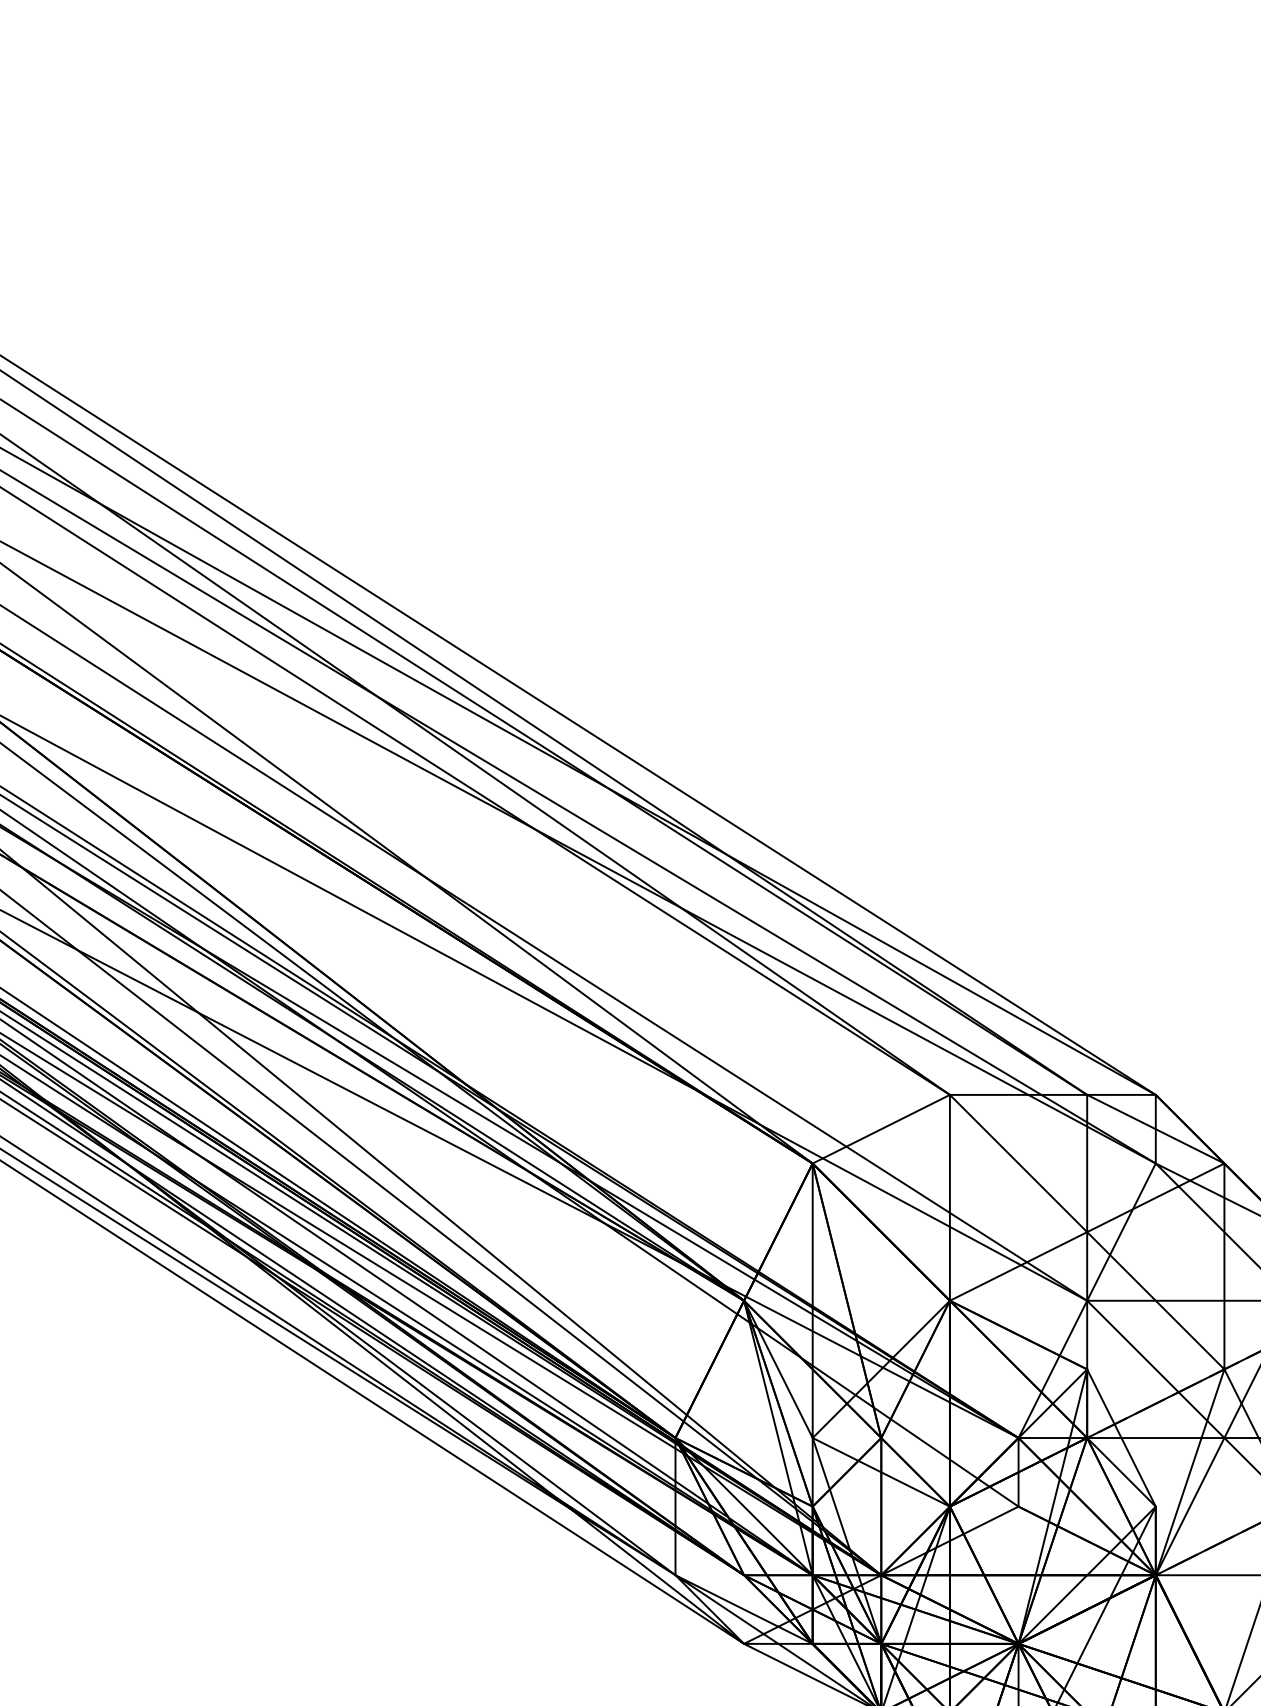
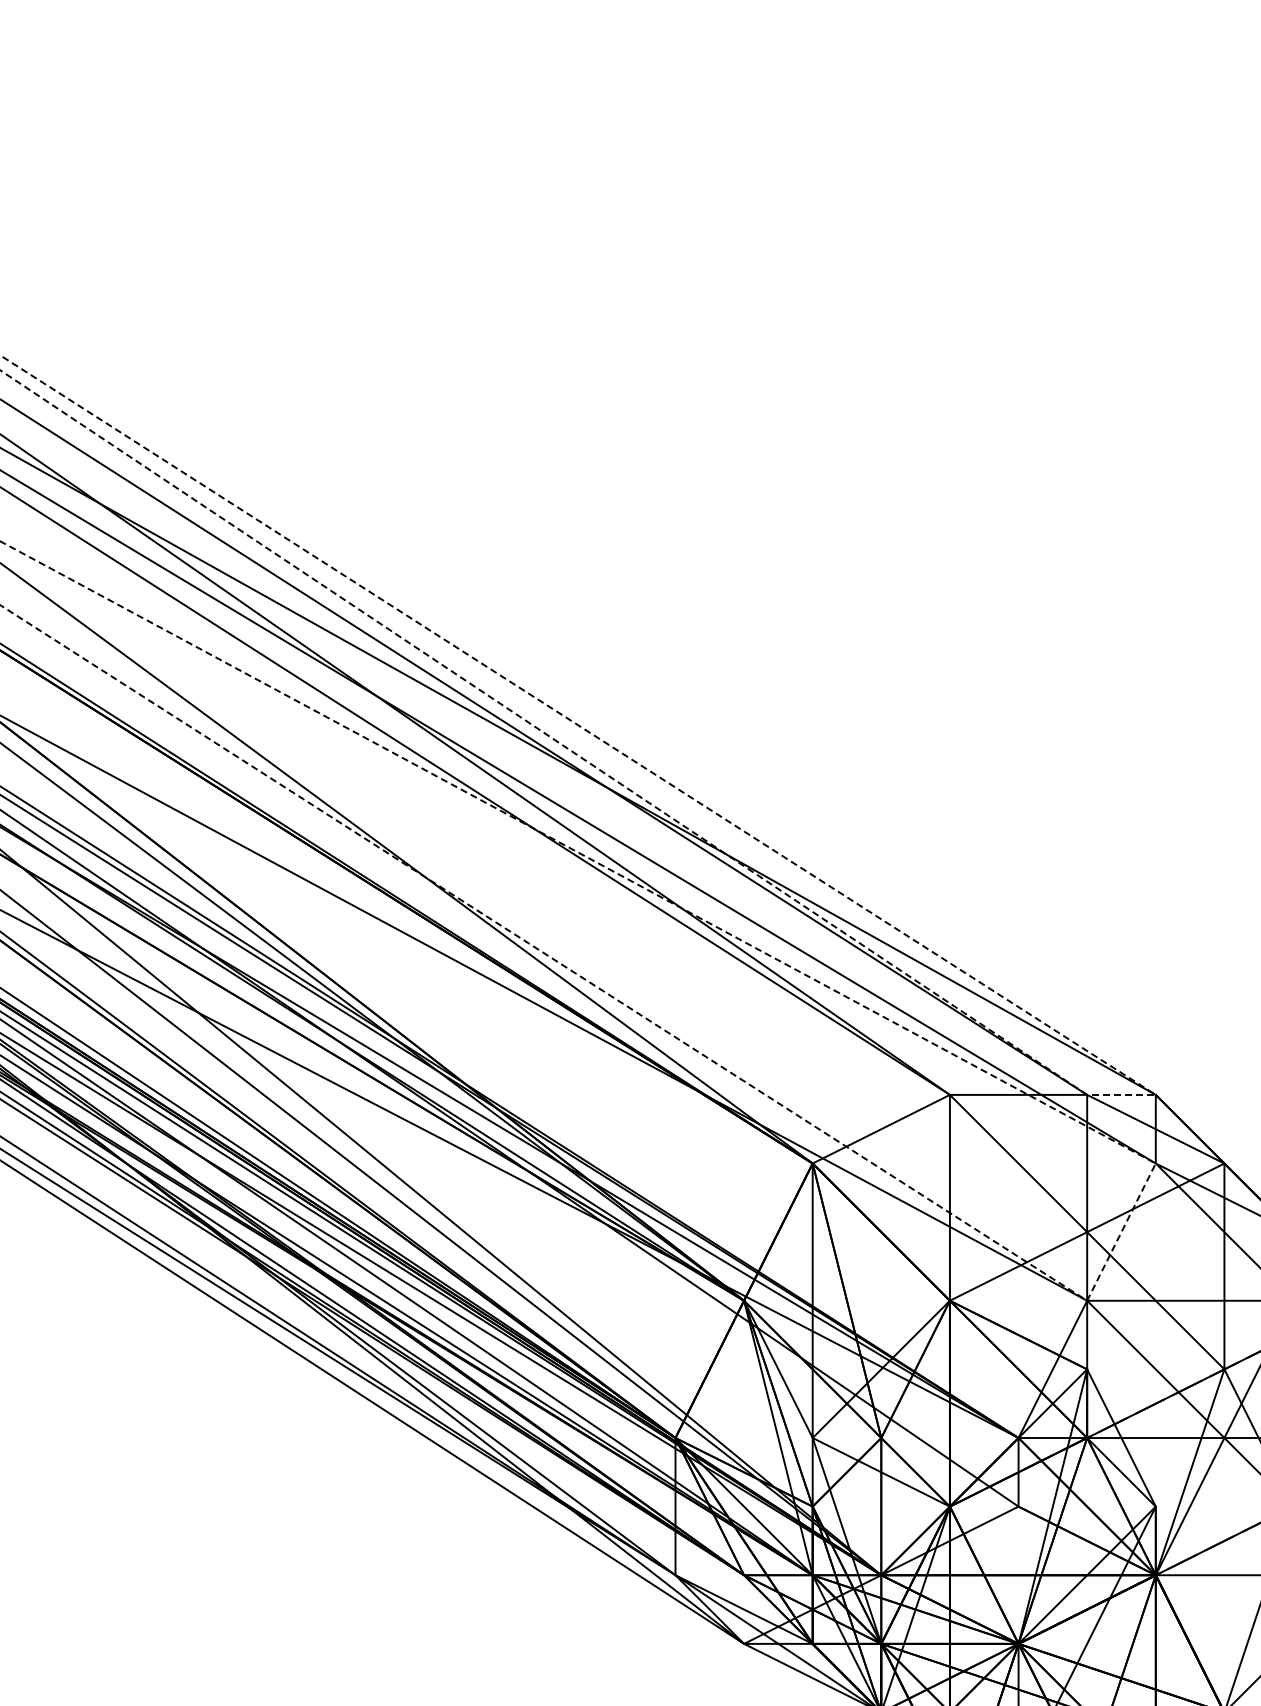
line: solid -> dashed (1153, 1094)
line: solid -> dashed (1126, 1222)
